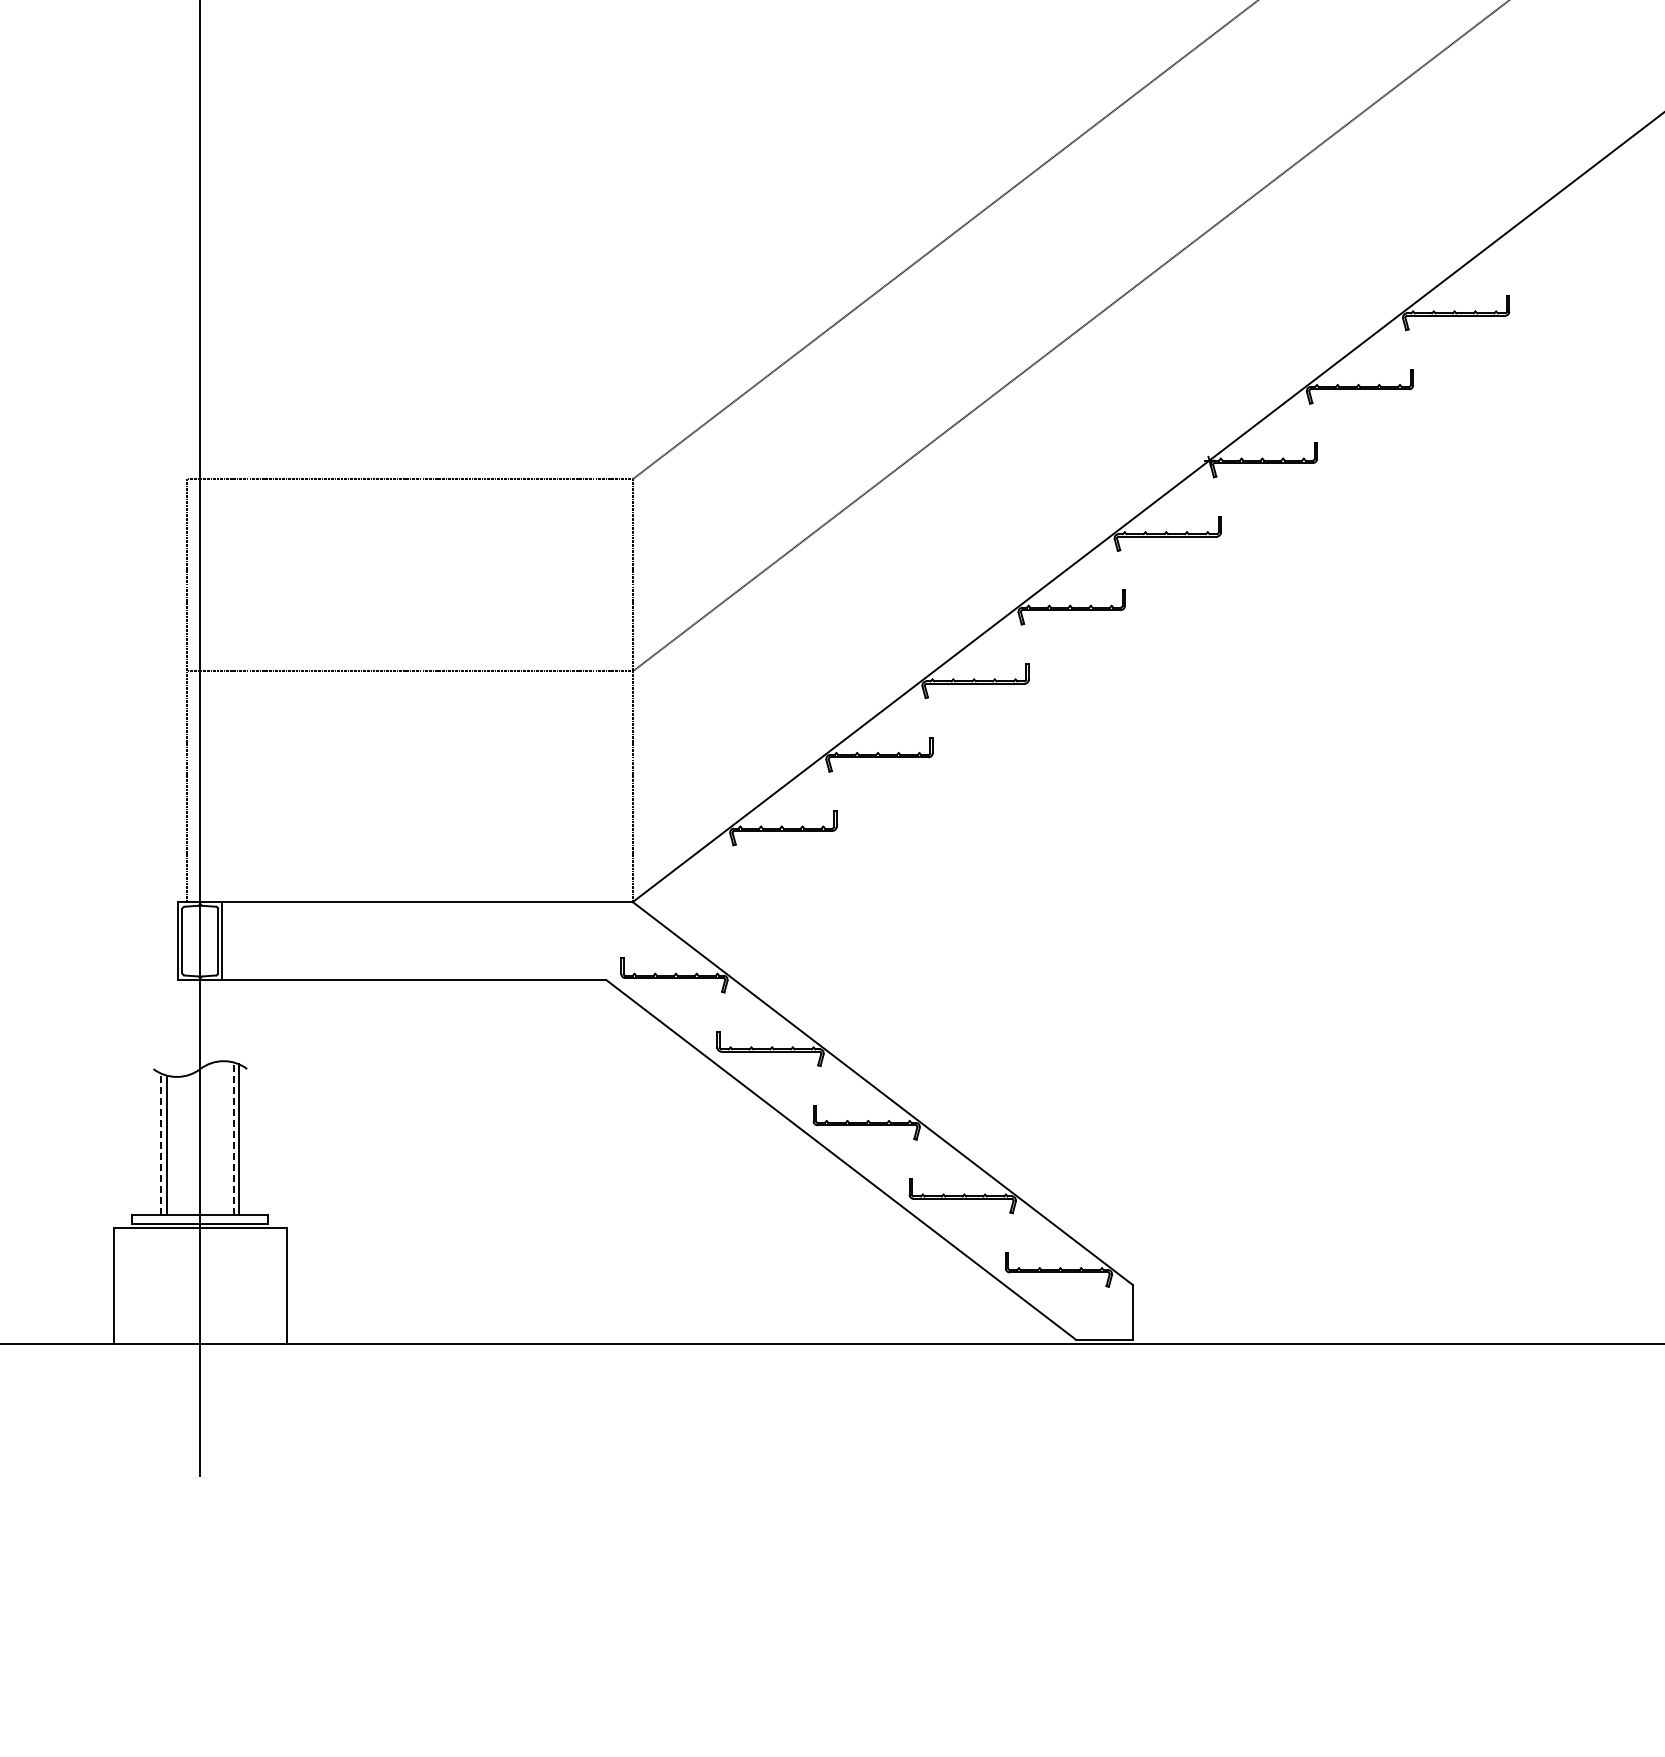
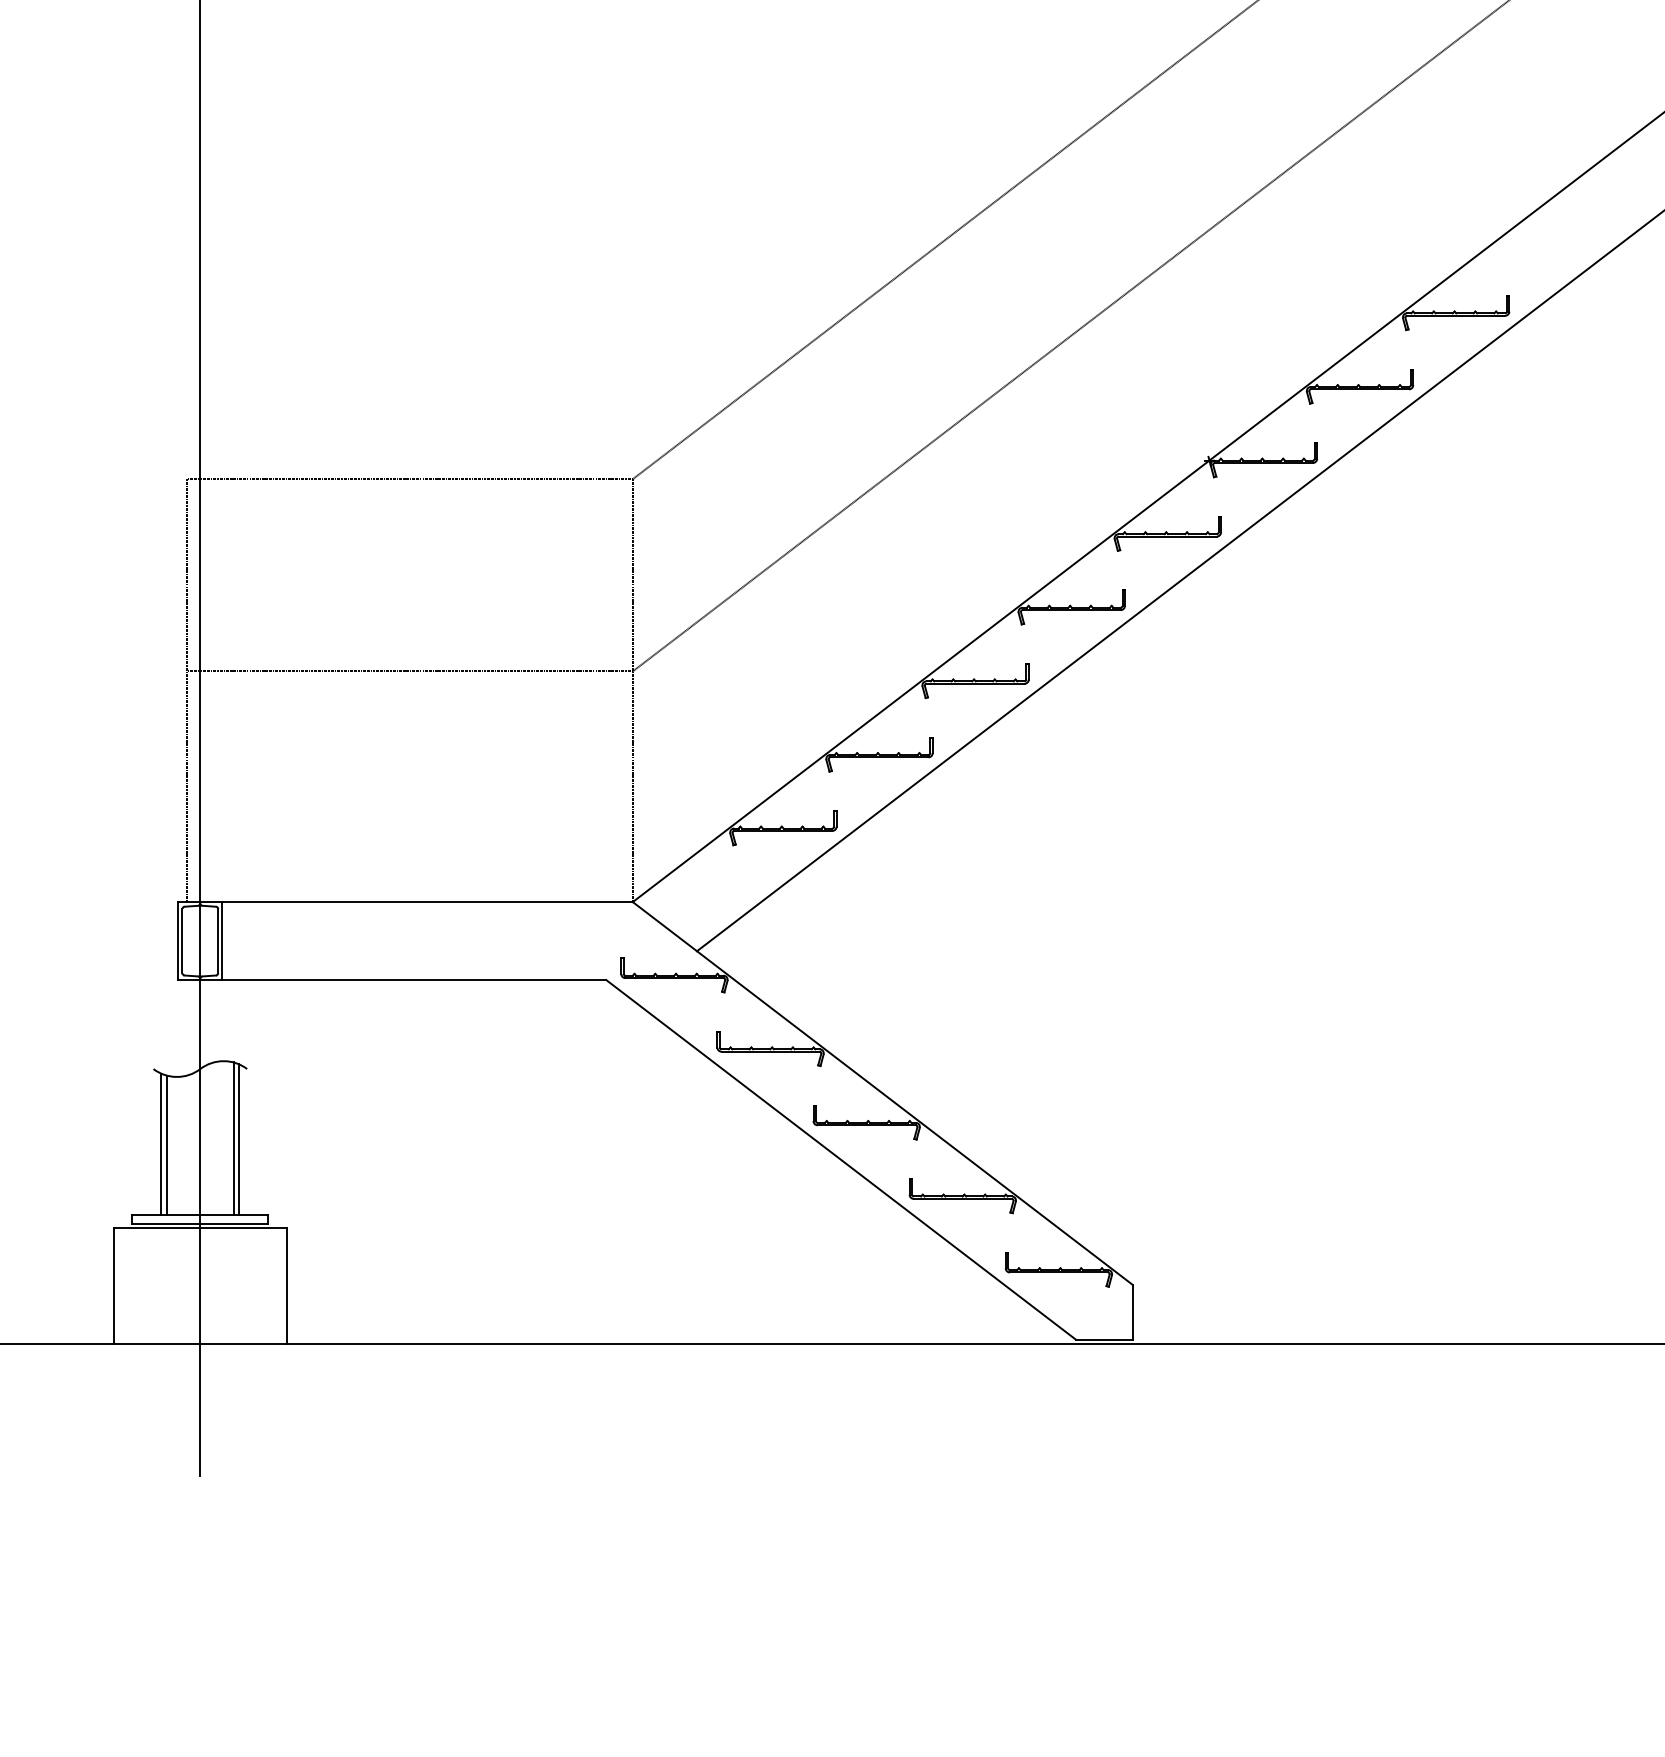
line: none -> present (1179, 581)
line: dashed -> solid (233, 1138)
line: dashed -> solid (161, 1144)
